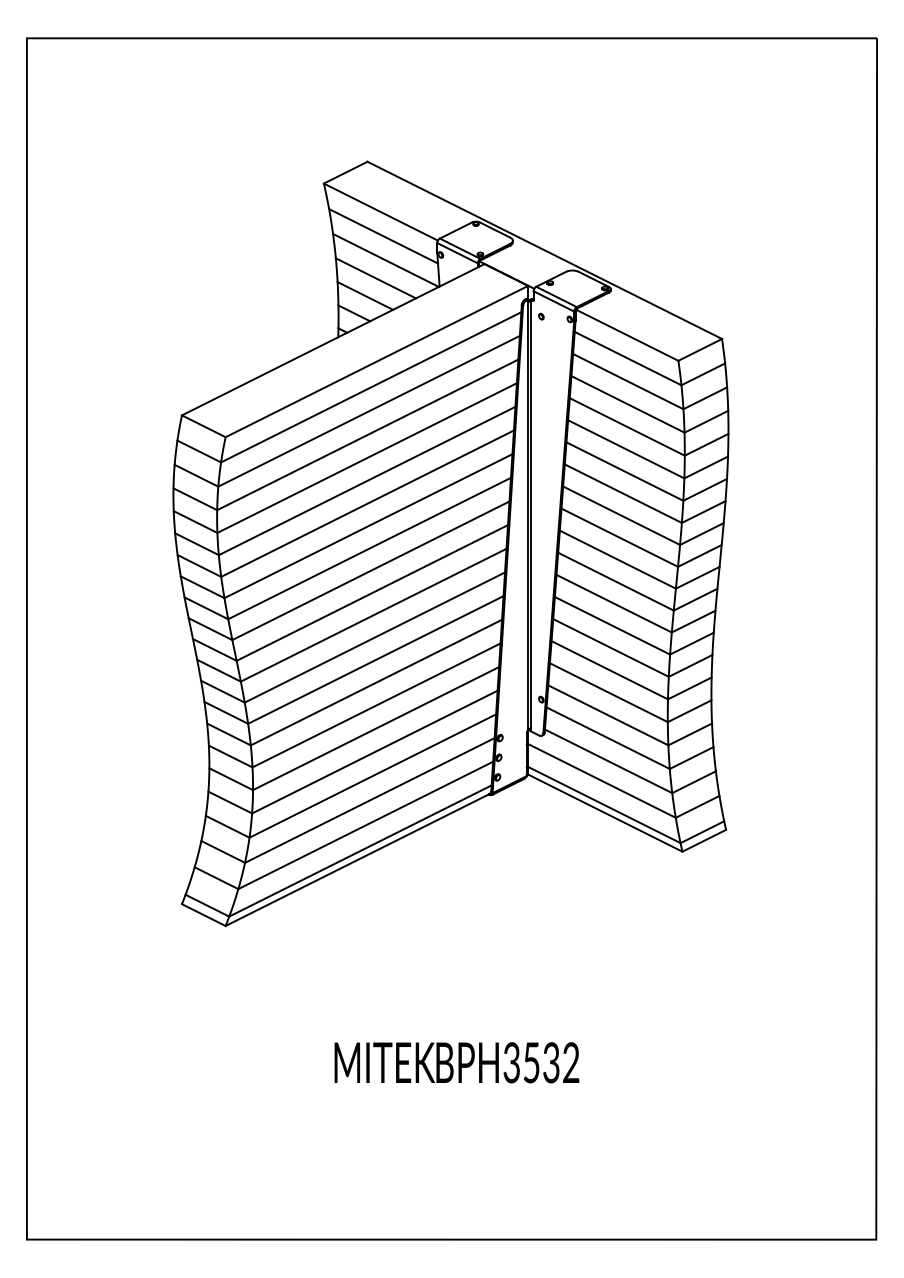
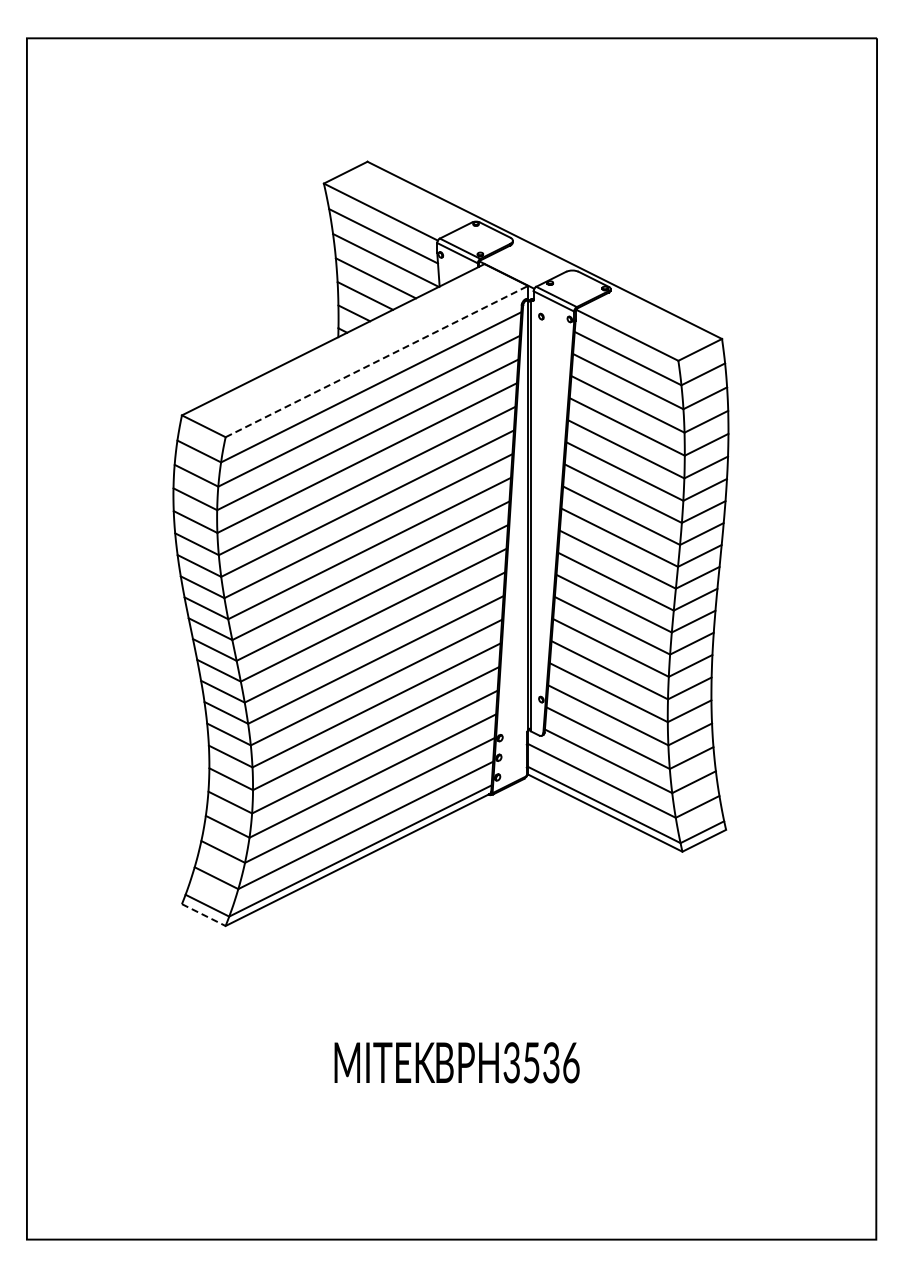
line: solid -> dashed (377, 361)
line: solid -> dashed (204, 915)
text: BPH3532 -> BPH3536 (571, 1062)
